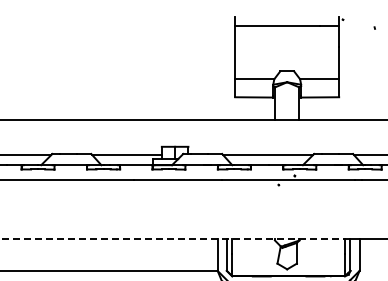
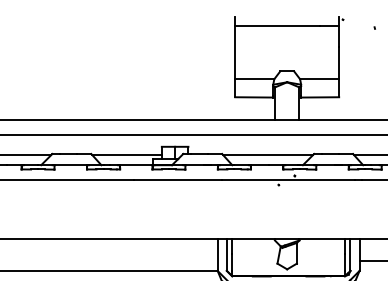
line: none -> present (193, 134)
line: dashed -> solid (175, 238)
line: none -> present (371, 261)
